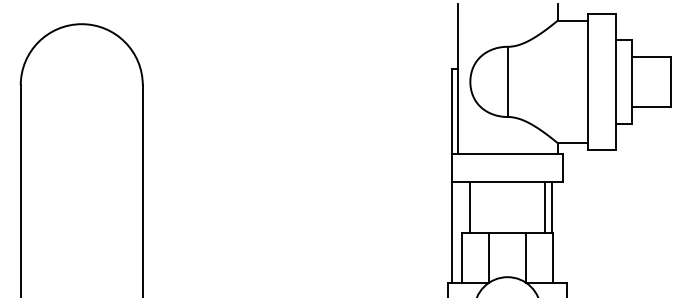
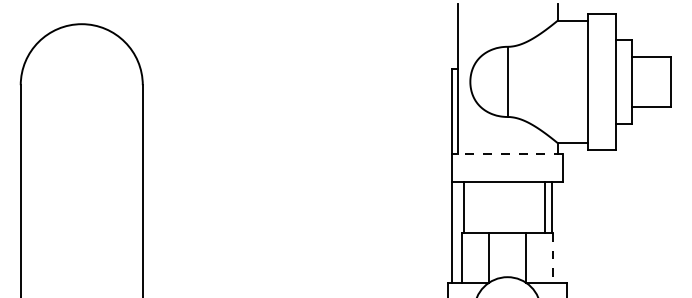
line: solid -> dashed (507, 154)
line position: (470, 206) -> (464, 206) (464, 206)
line: solid -> dashed (553, 257)
